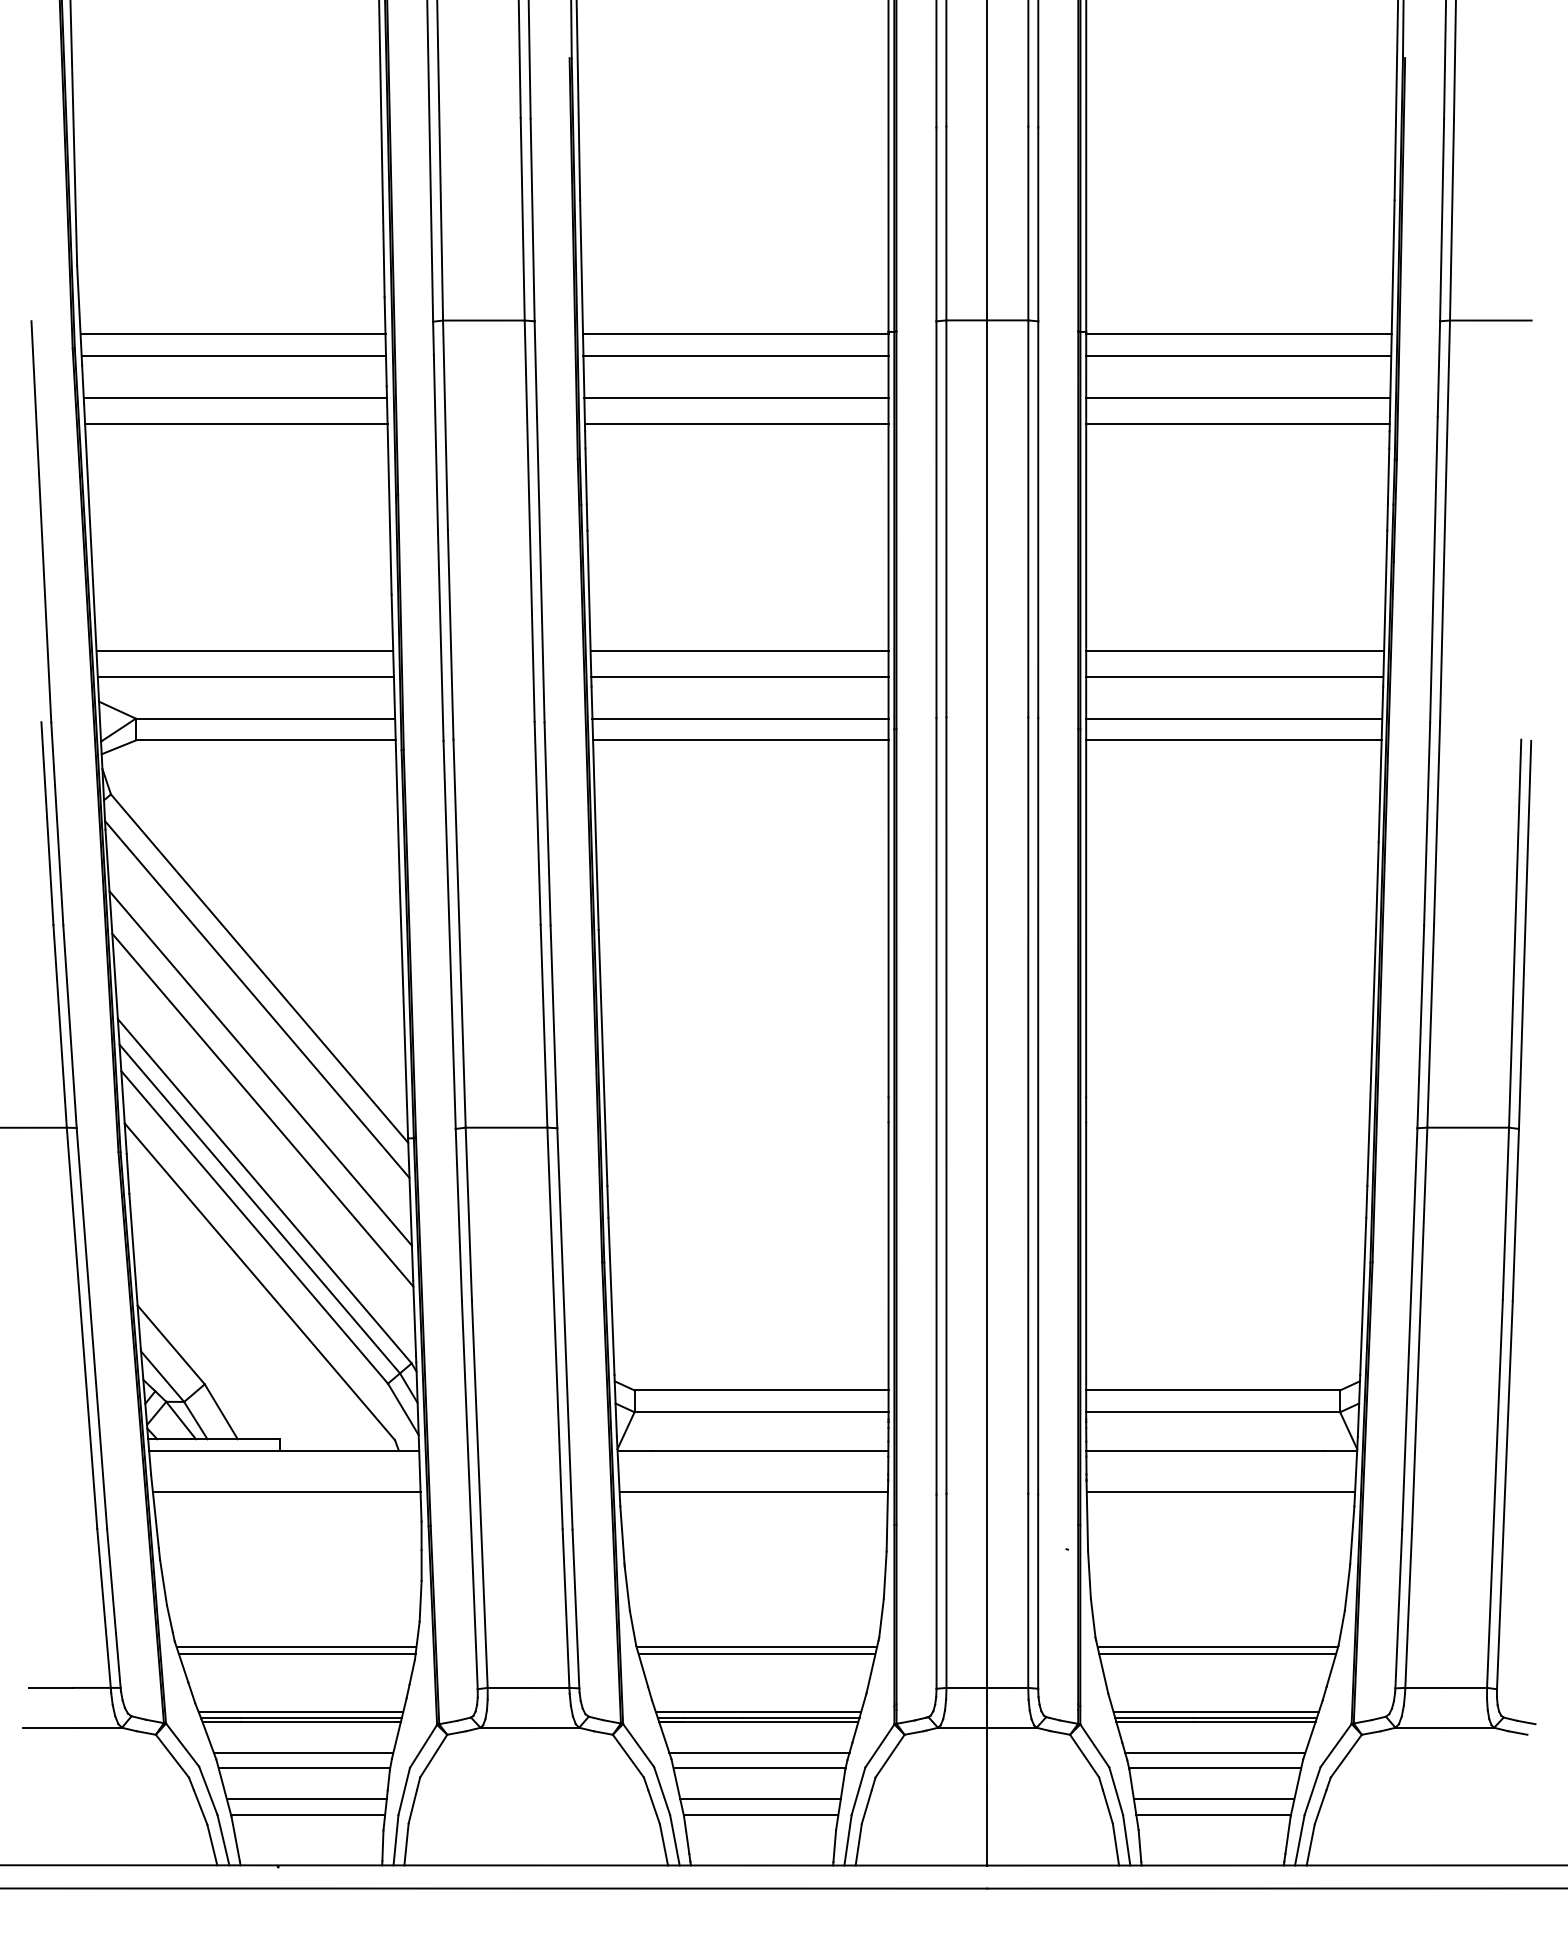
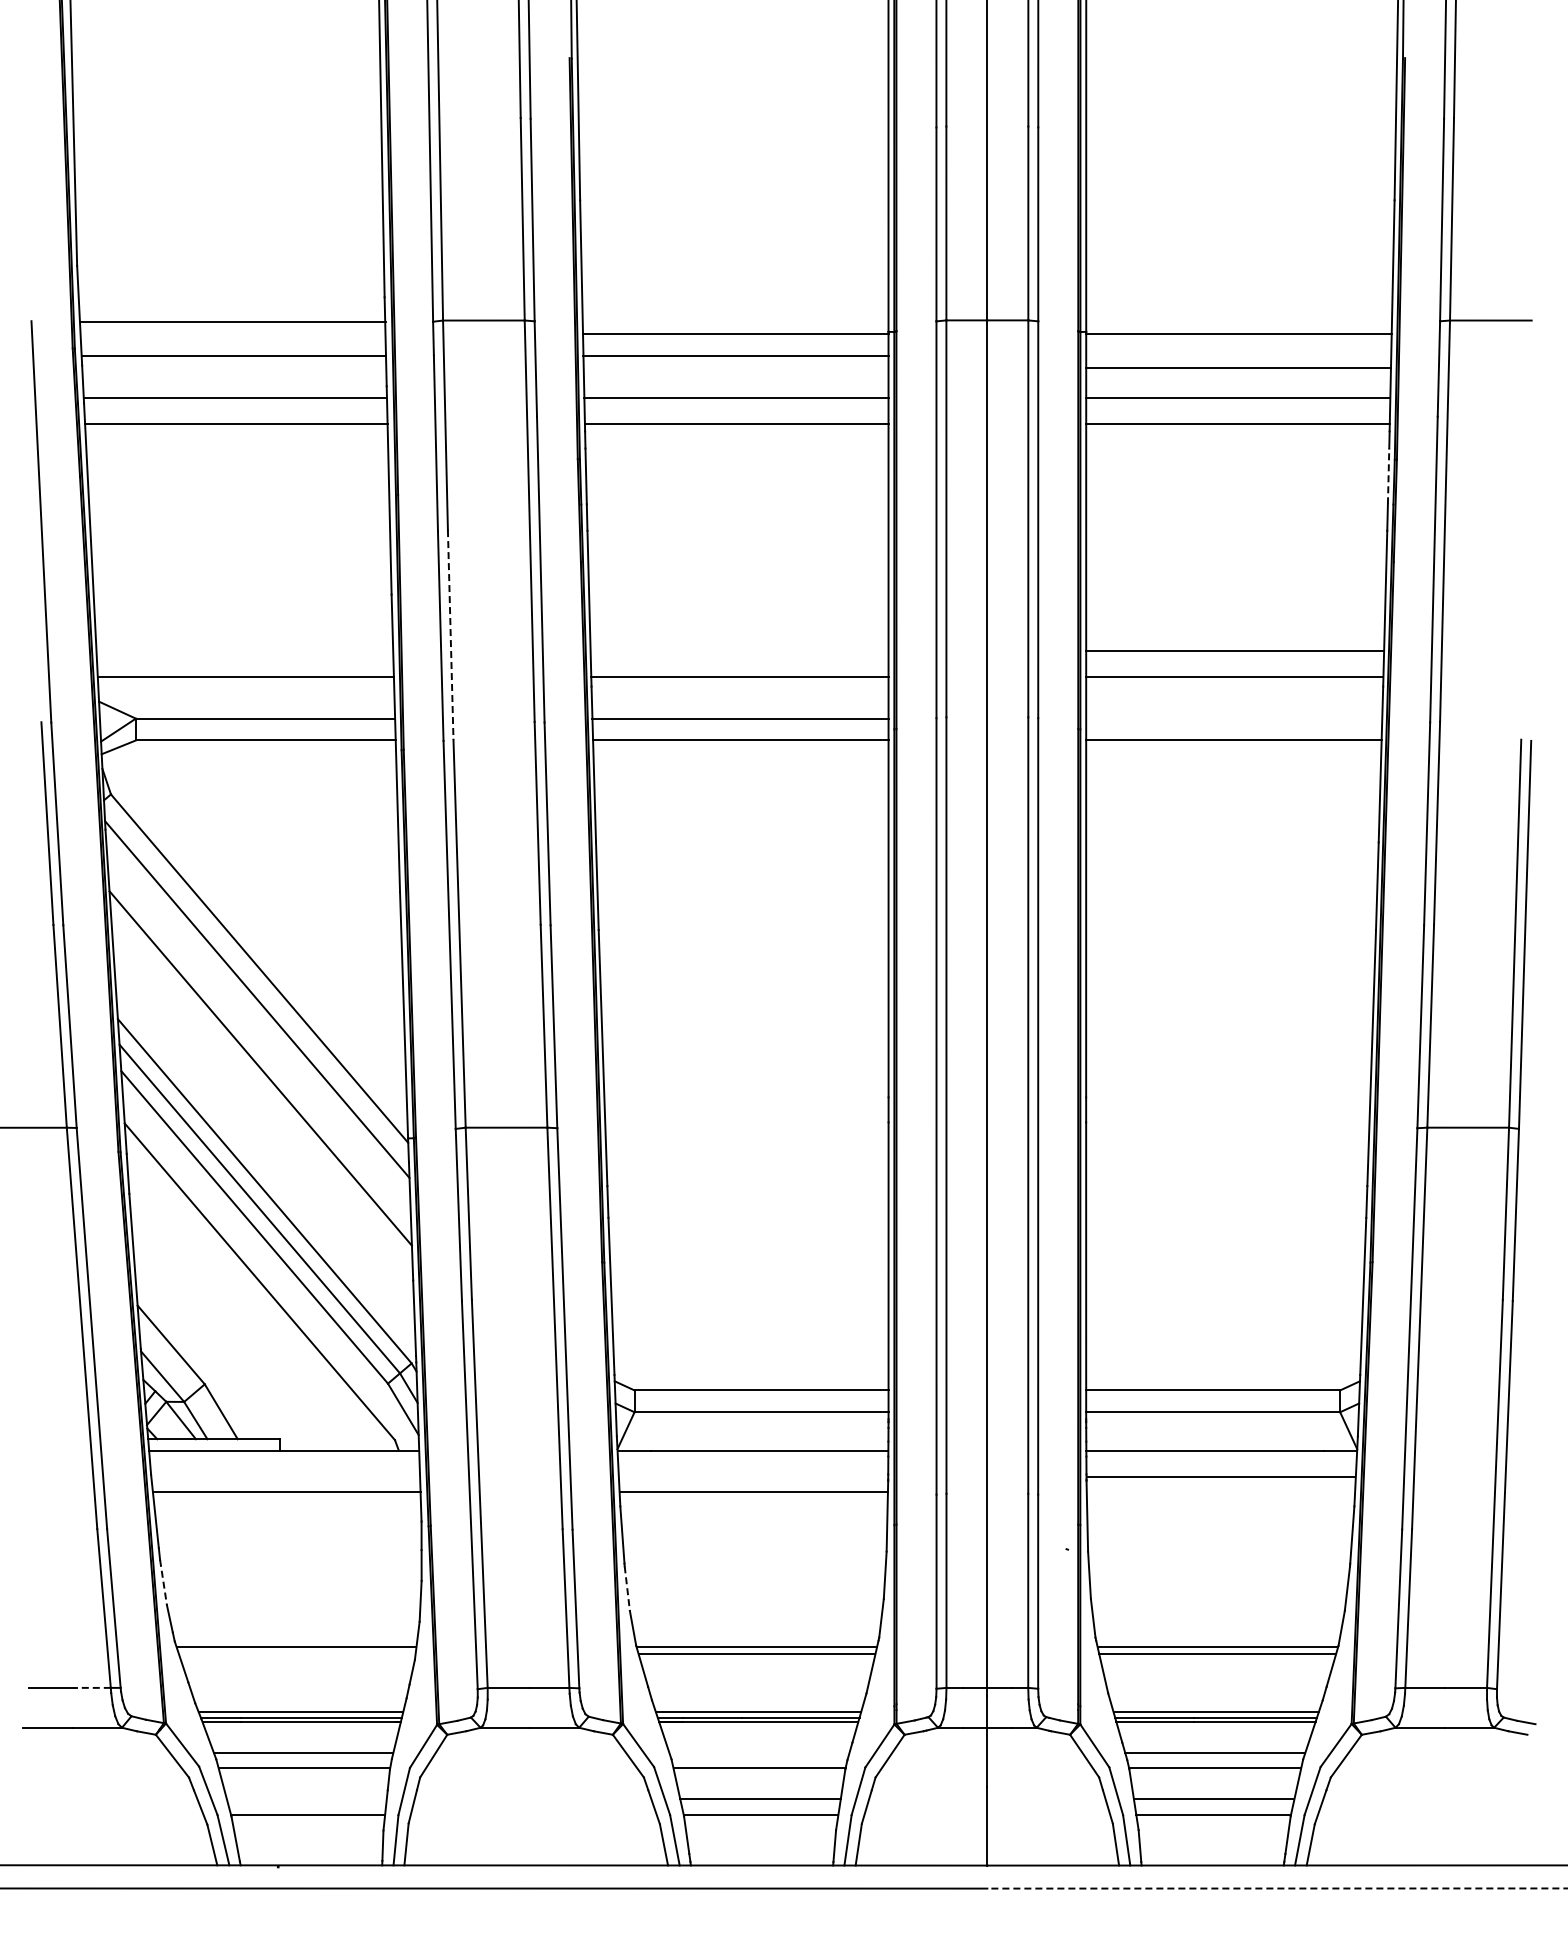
line position: (232, 334) -> (232, 322) (232, 322)
line position: (1238, 356) -> (1238, 368) (1238, 368)
line: solid -> dashed (1388, 476)
line: solid -> dashed (450, 634)
line: present -> none (244, 651)
line: present -> none (739, 651)
line: present -> none (1234, 718)
line: present -> none (262, 1109)
line position: (1220, 1492) -> (1220, 1477) (1220, 1477)
line: solid -> dashed (163, 1582)
line: solid -> dashed (627, 1589)
line: present -> none (296, 1654)
line: solid -> dashed (91, 1687)
line: present -> none (759, 1752)
line: present -> none (306, 1799)
line: solid -> dashed (1277, 1888)
